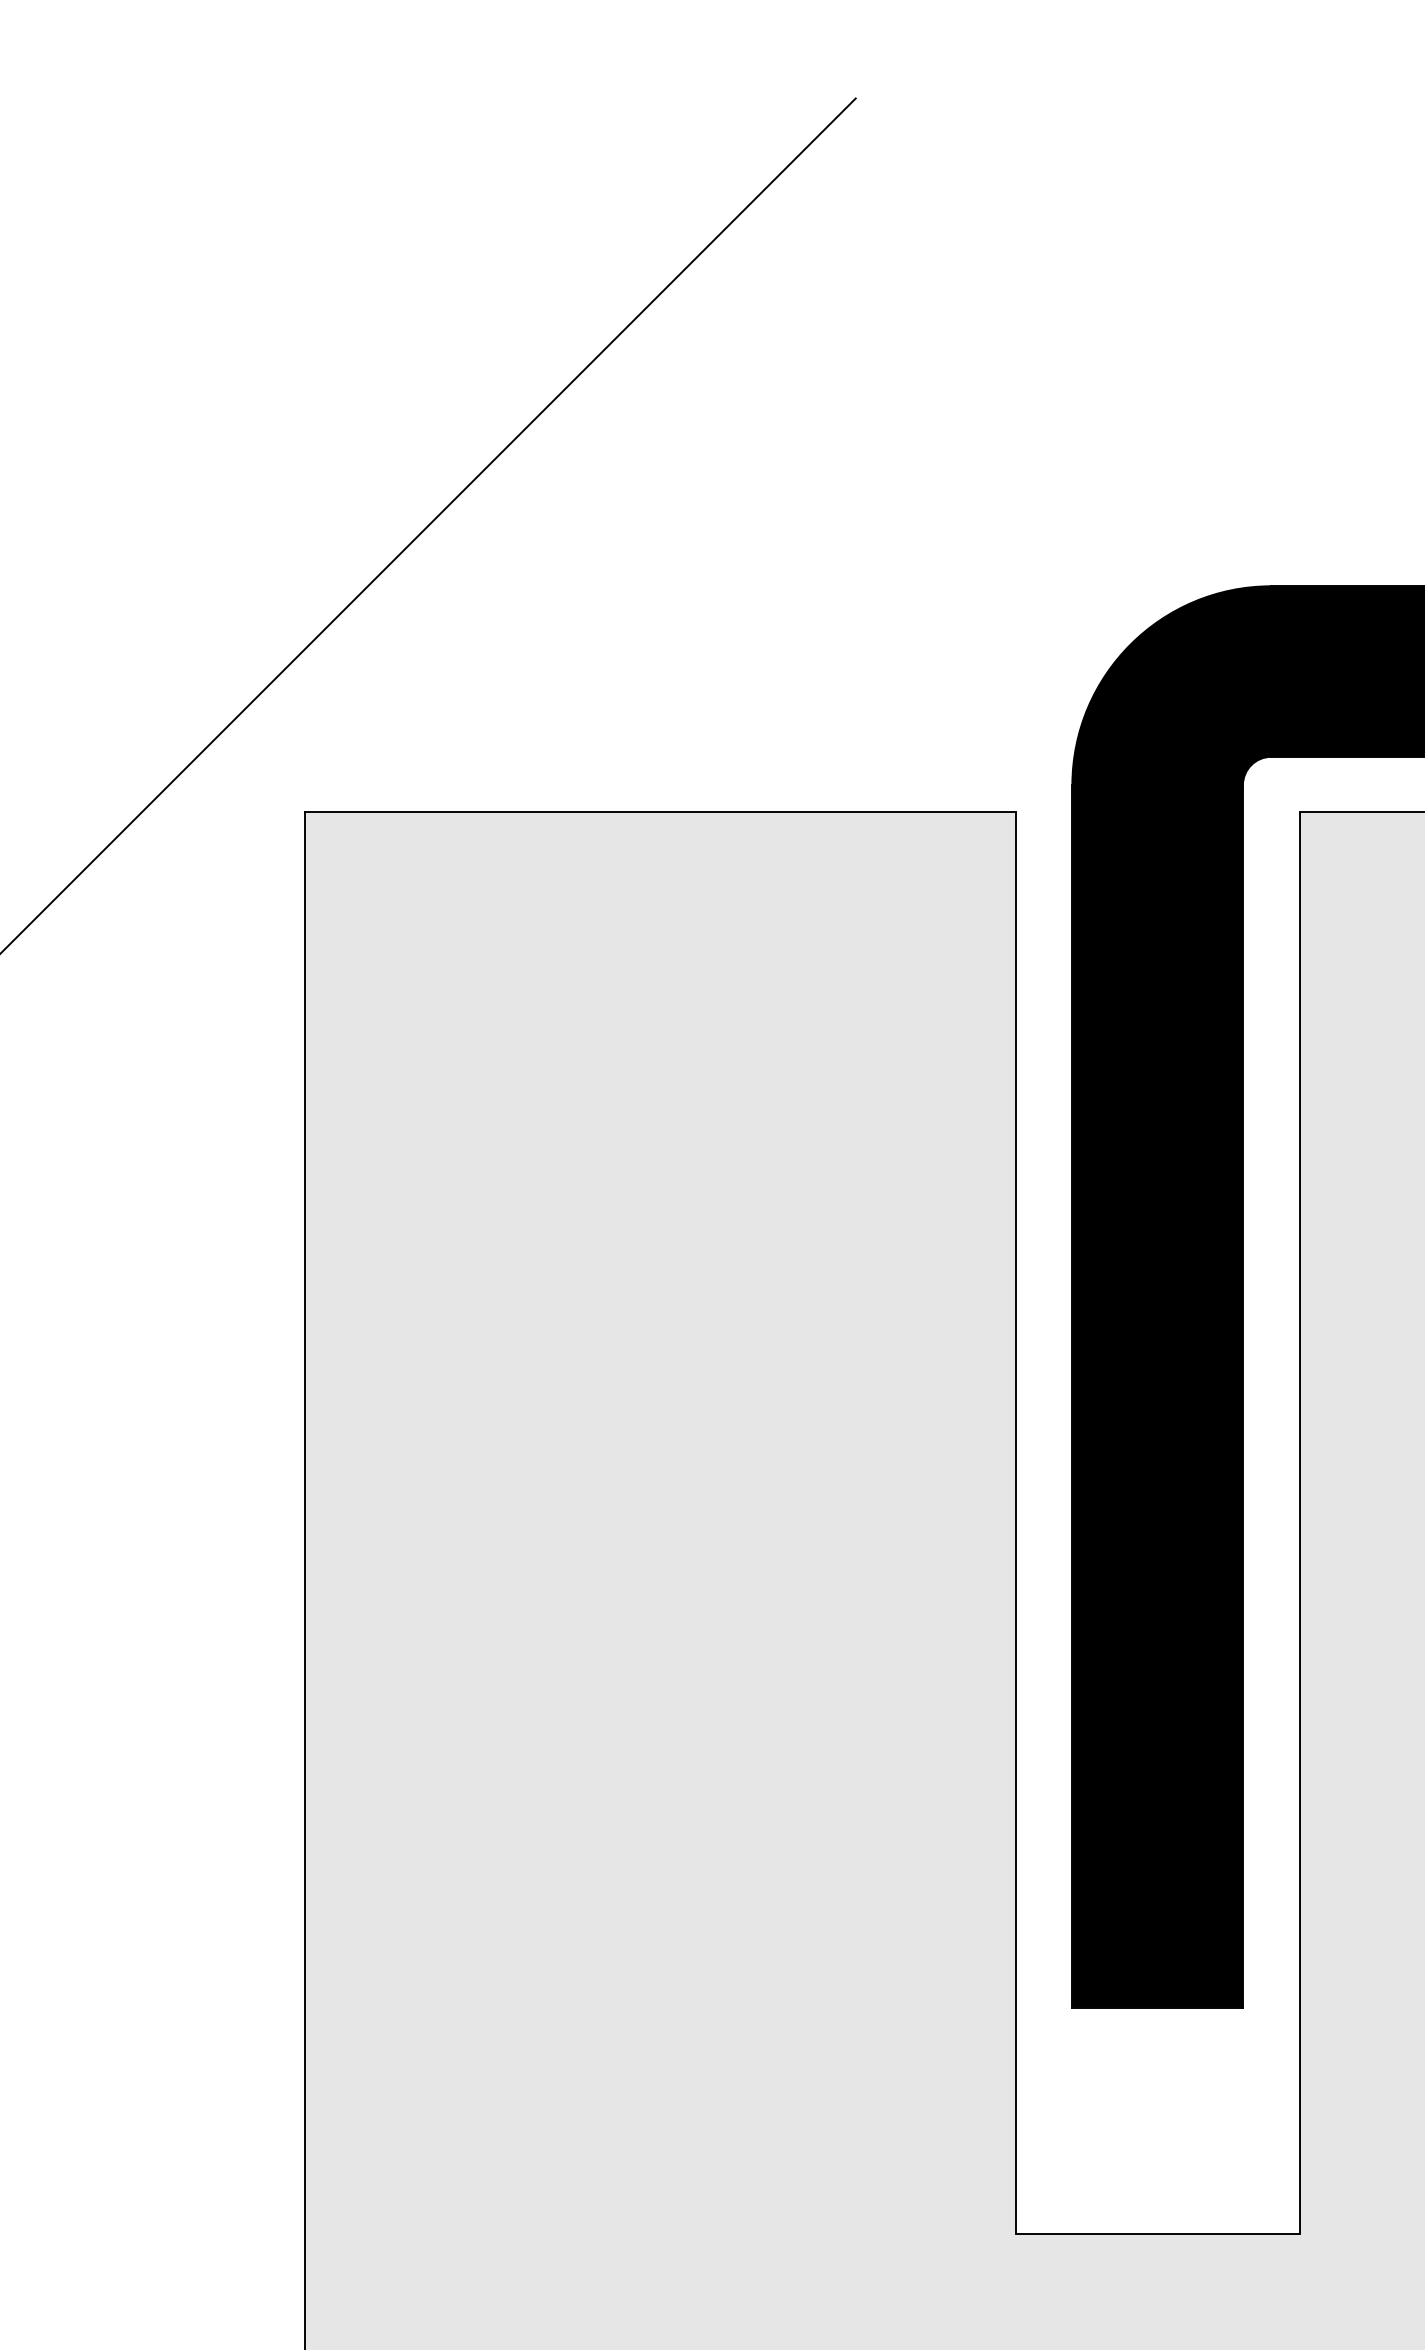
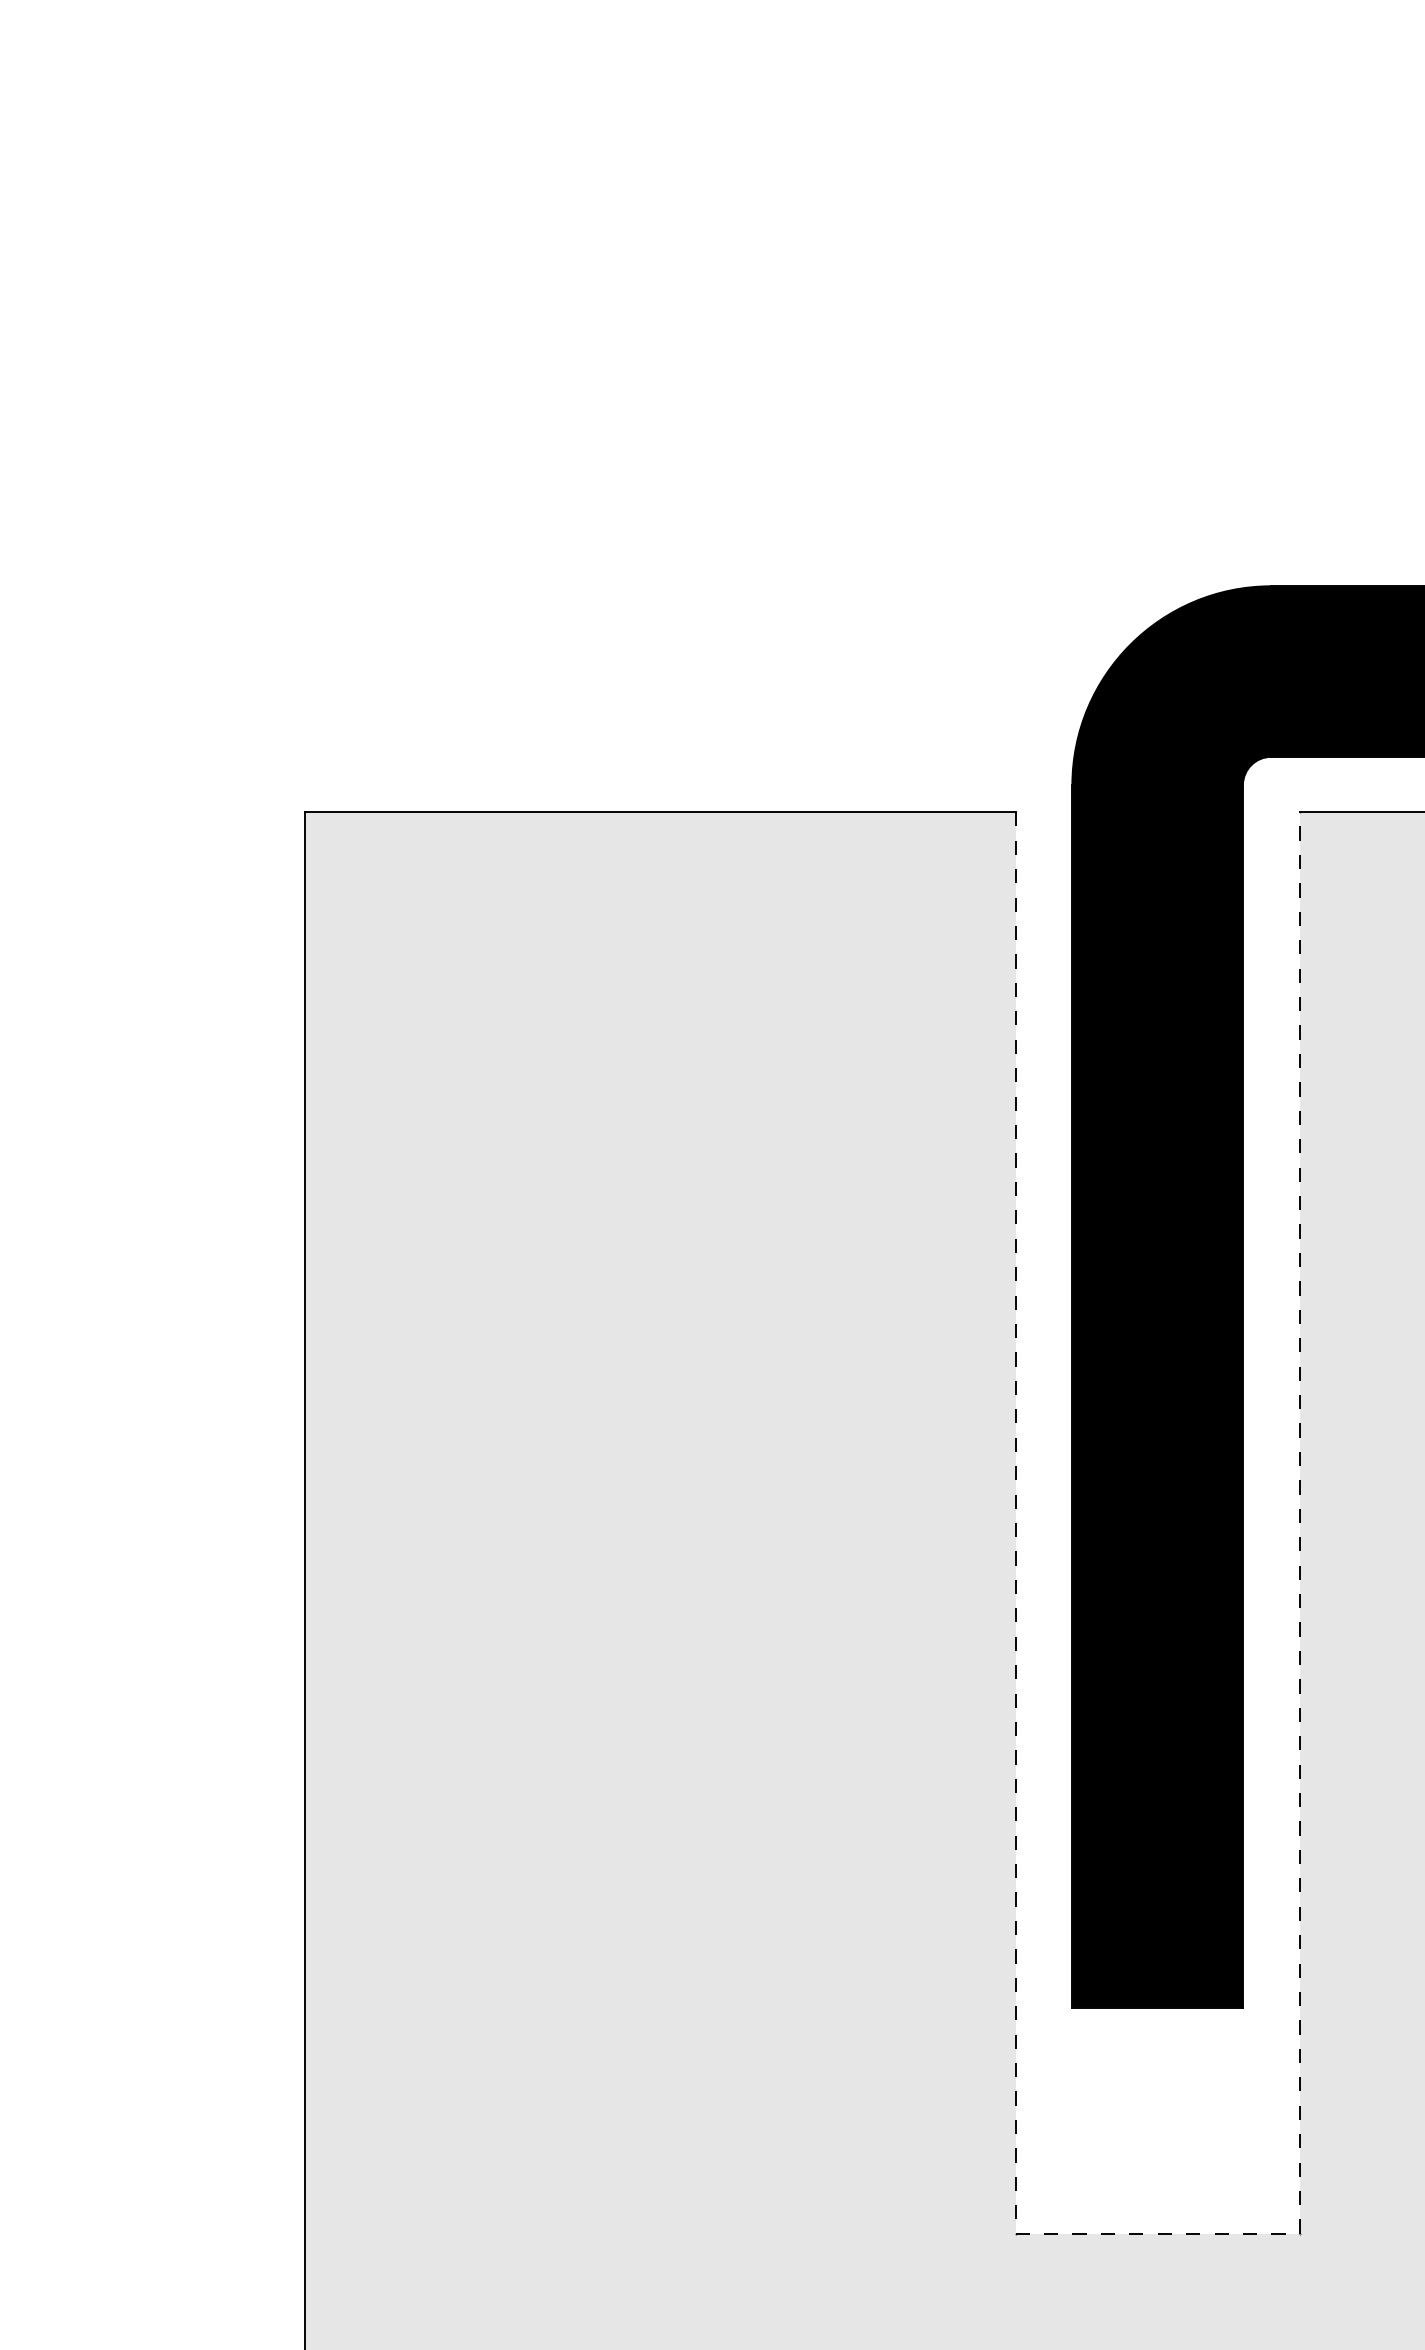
line: present -> none (428, 524)
line: solid -> dashed (1158, 2233)
